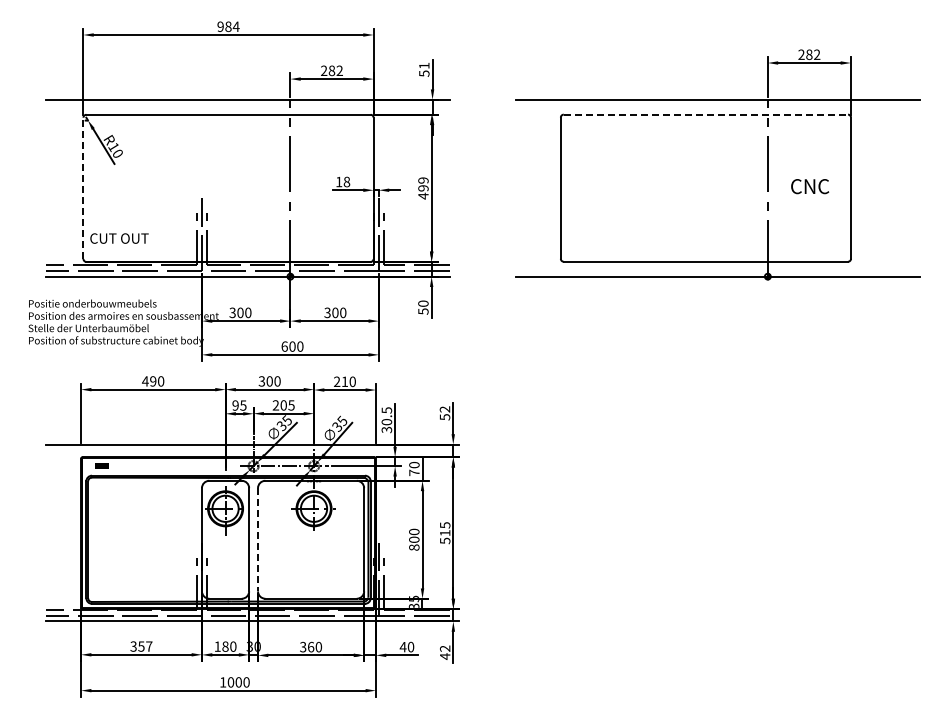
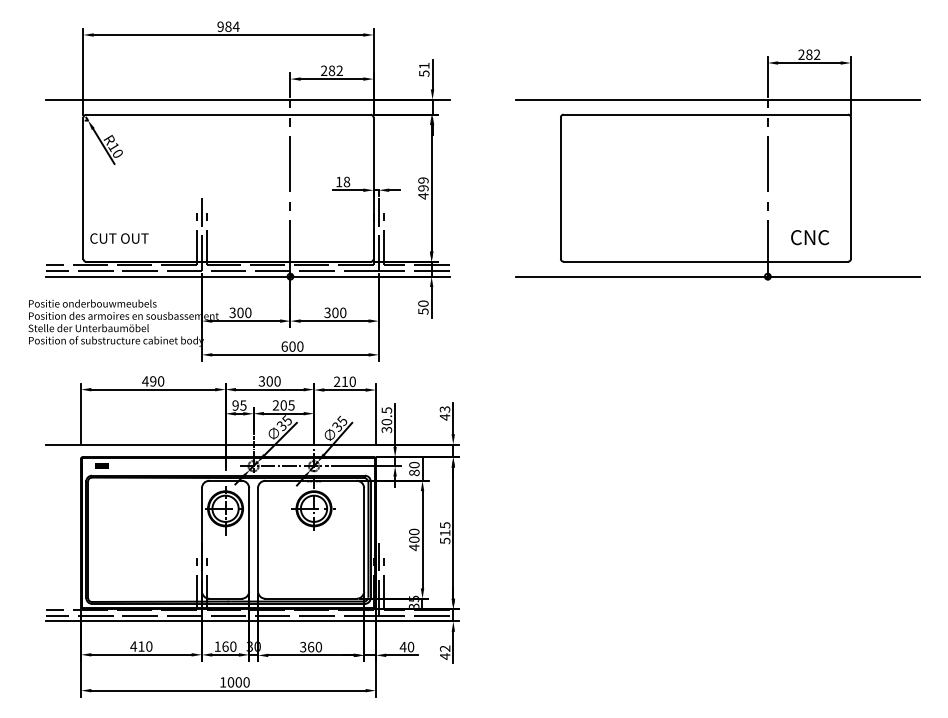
line: dashed -> solid (706, 114)
text position: (810, 186) -> (810, 237) (810, 237)
line: dashed -> solid (83, 188)
text: 52 -> 43 (444, 413)
text: 70 -> 80 (414, 472)
line: dashed -> solid (258, 539)
text: 800 -> 400 (414, 547)
text: 357 -> 410 (141, 646)
text: 180 -> 160 (225, 646)
